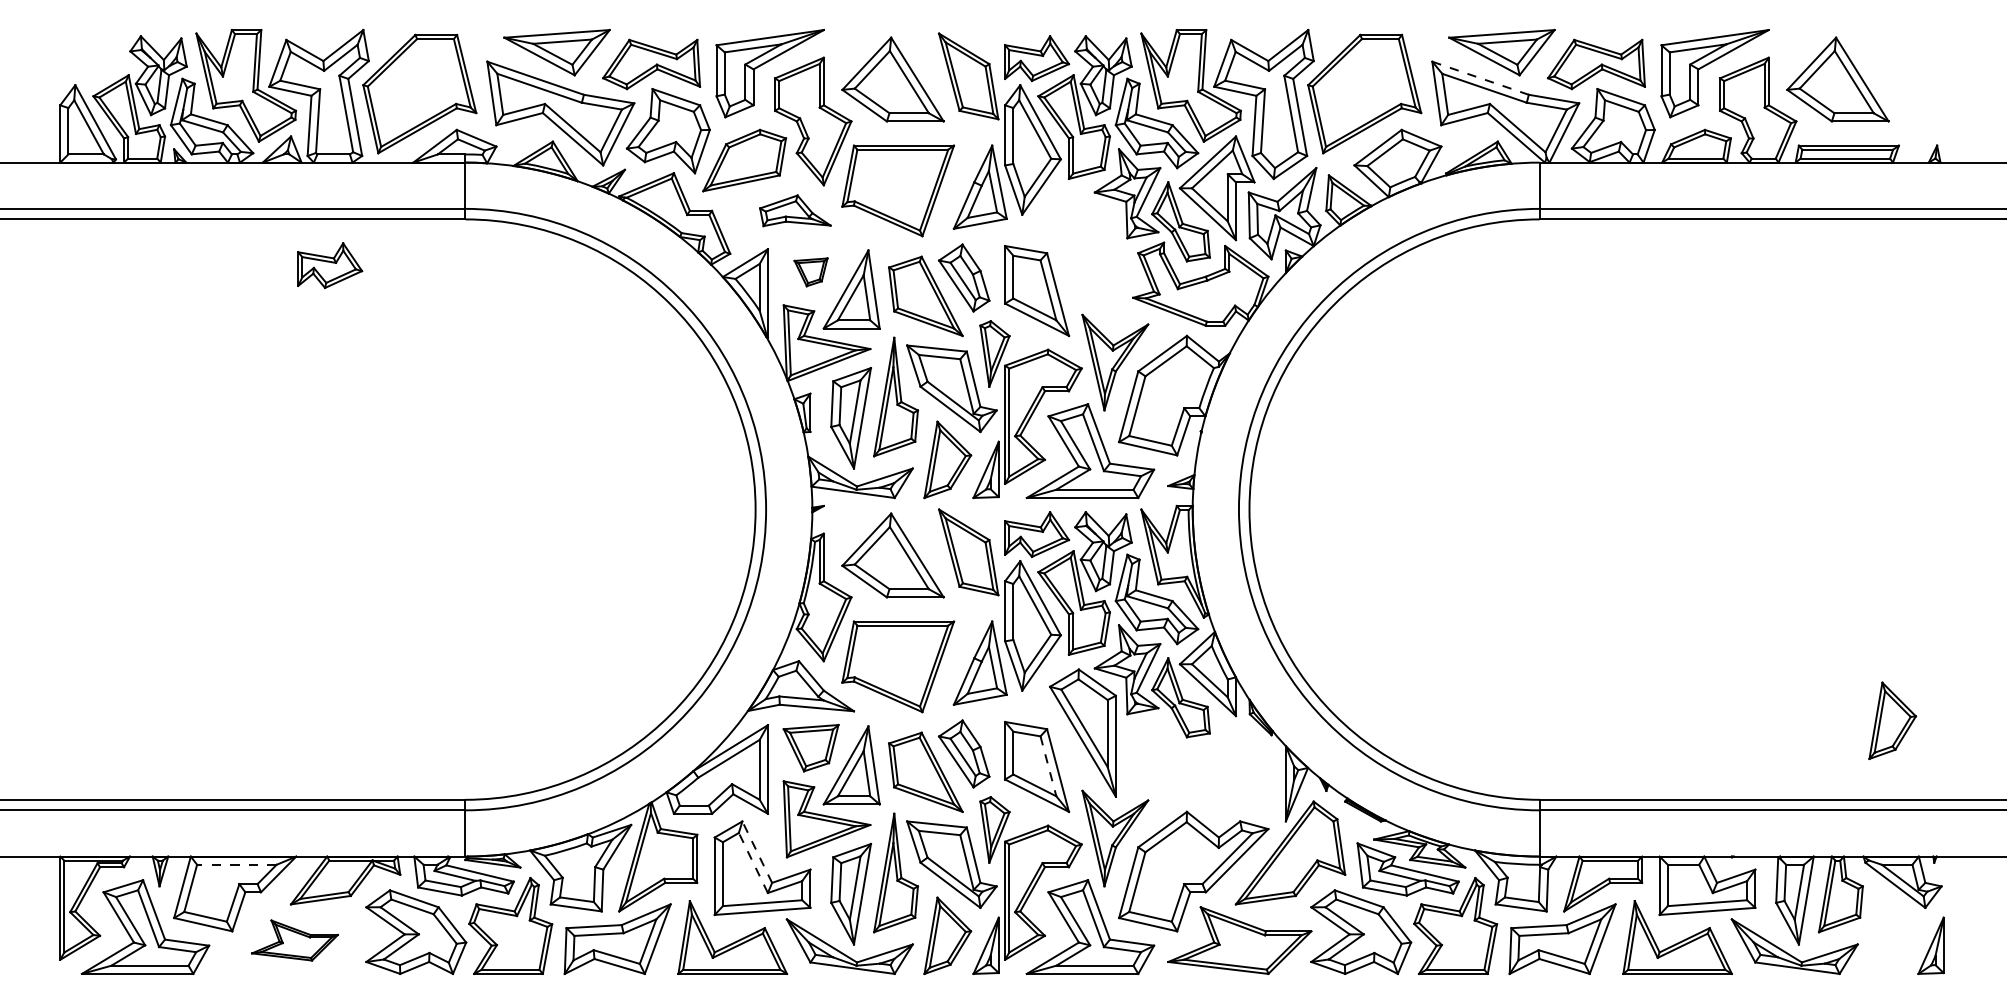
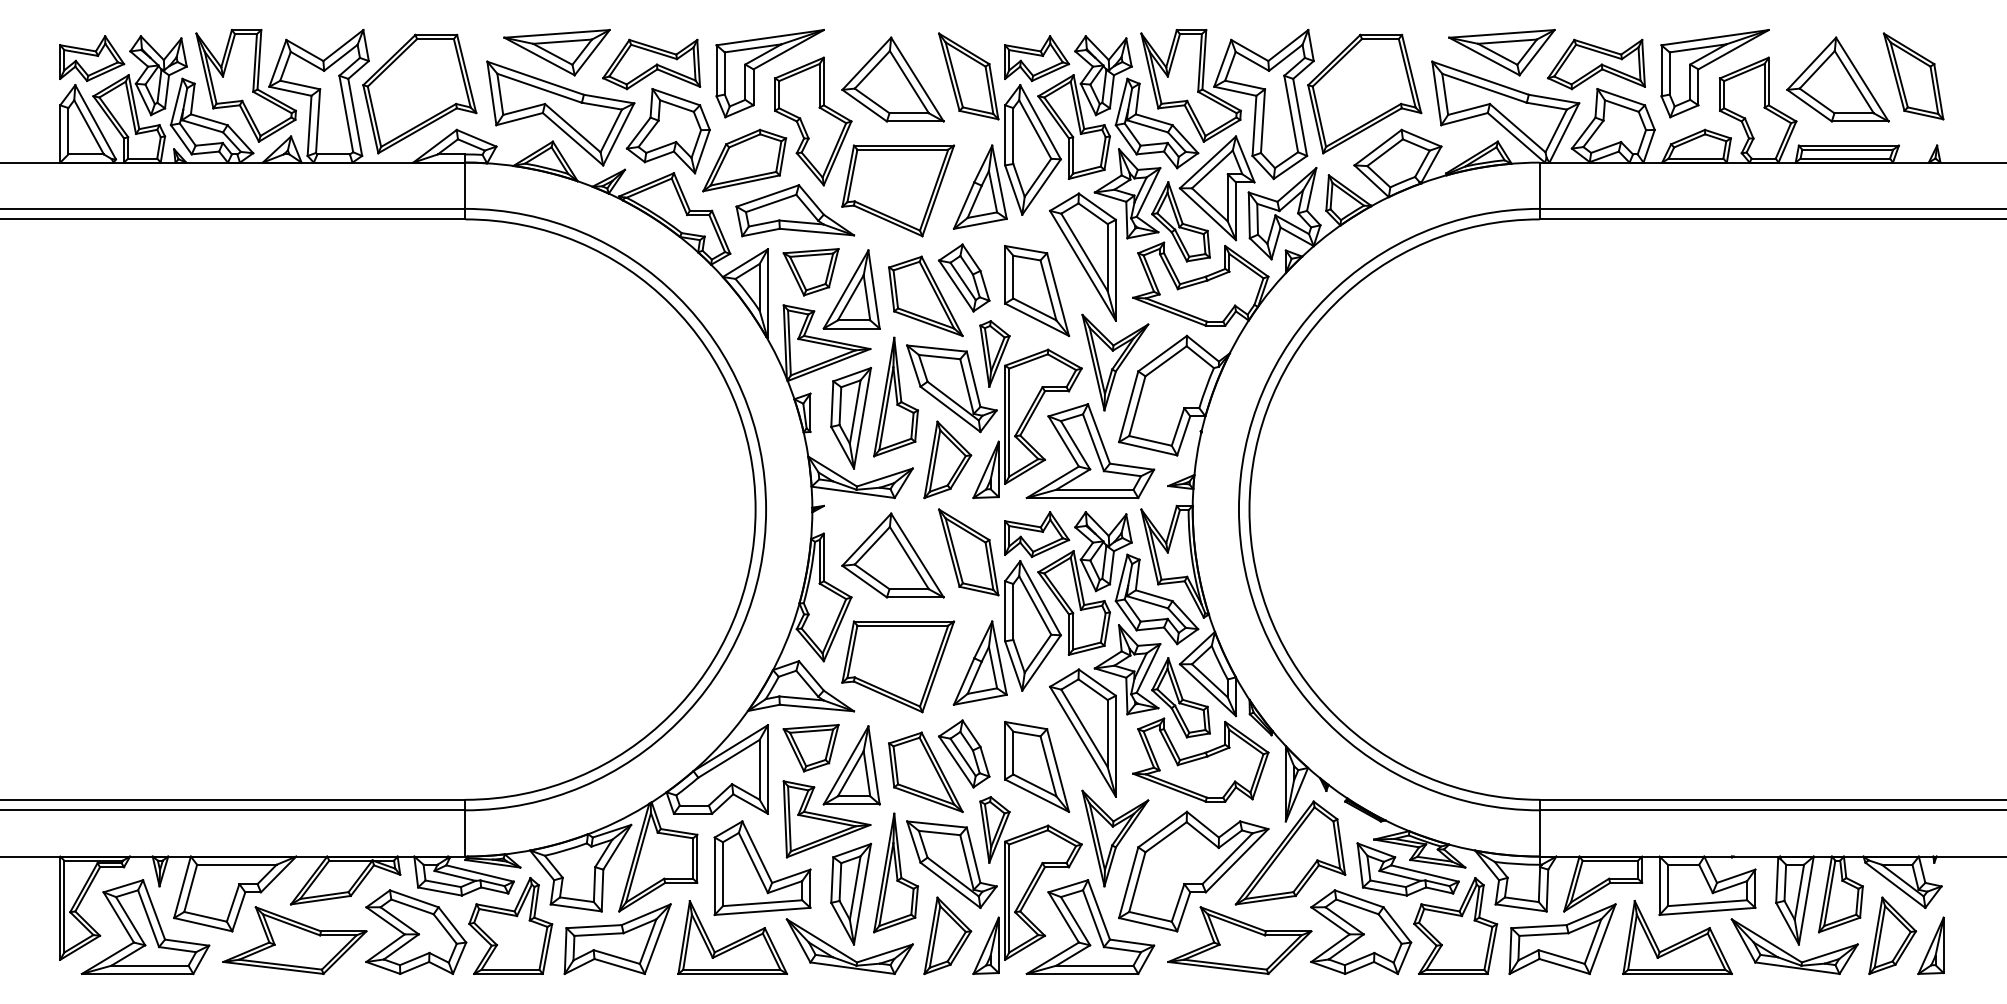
part: none -> present (1913, 76)
line: dashed -> solid (1481, 78)
part size: 73x34 px -> 121x54 px (795, 210)
part: none -> present (1082, 256)
part position: (330, 265) -> (92, 58) (92, 58)
part size: 36x31 px -> 58x49 px (810, 272)
part position: (1892, 720) -> (1892, 935) (1892, 935)
part: none -> present (1200, 759)
line: dashed -> solid (1048, 766)
line: dashed -> solid (757, 851)
line: dashed -> solid (753, 862)
line: dashed -> solid (236, 864)
part size: 88x43 px -> 146x69 px (294, 940)
